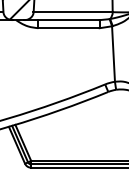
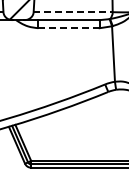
line: solid -> dashed (72, 12)
line: solid -> dashed (69, 28)
